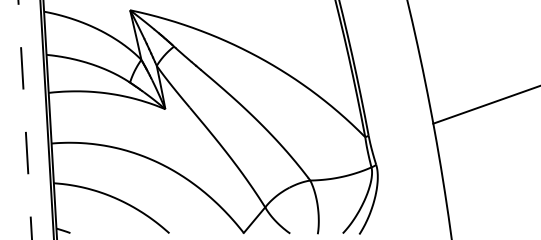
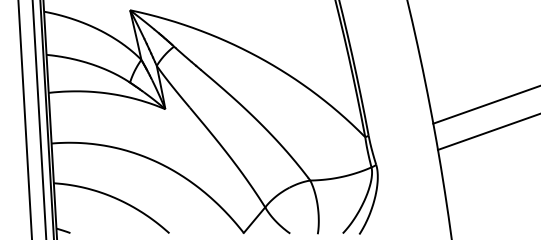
line: dashed -> solid (25, 119)
line: none -> present (39, 119)
line: none -> present (487, 131)
